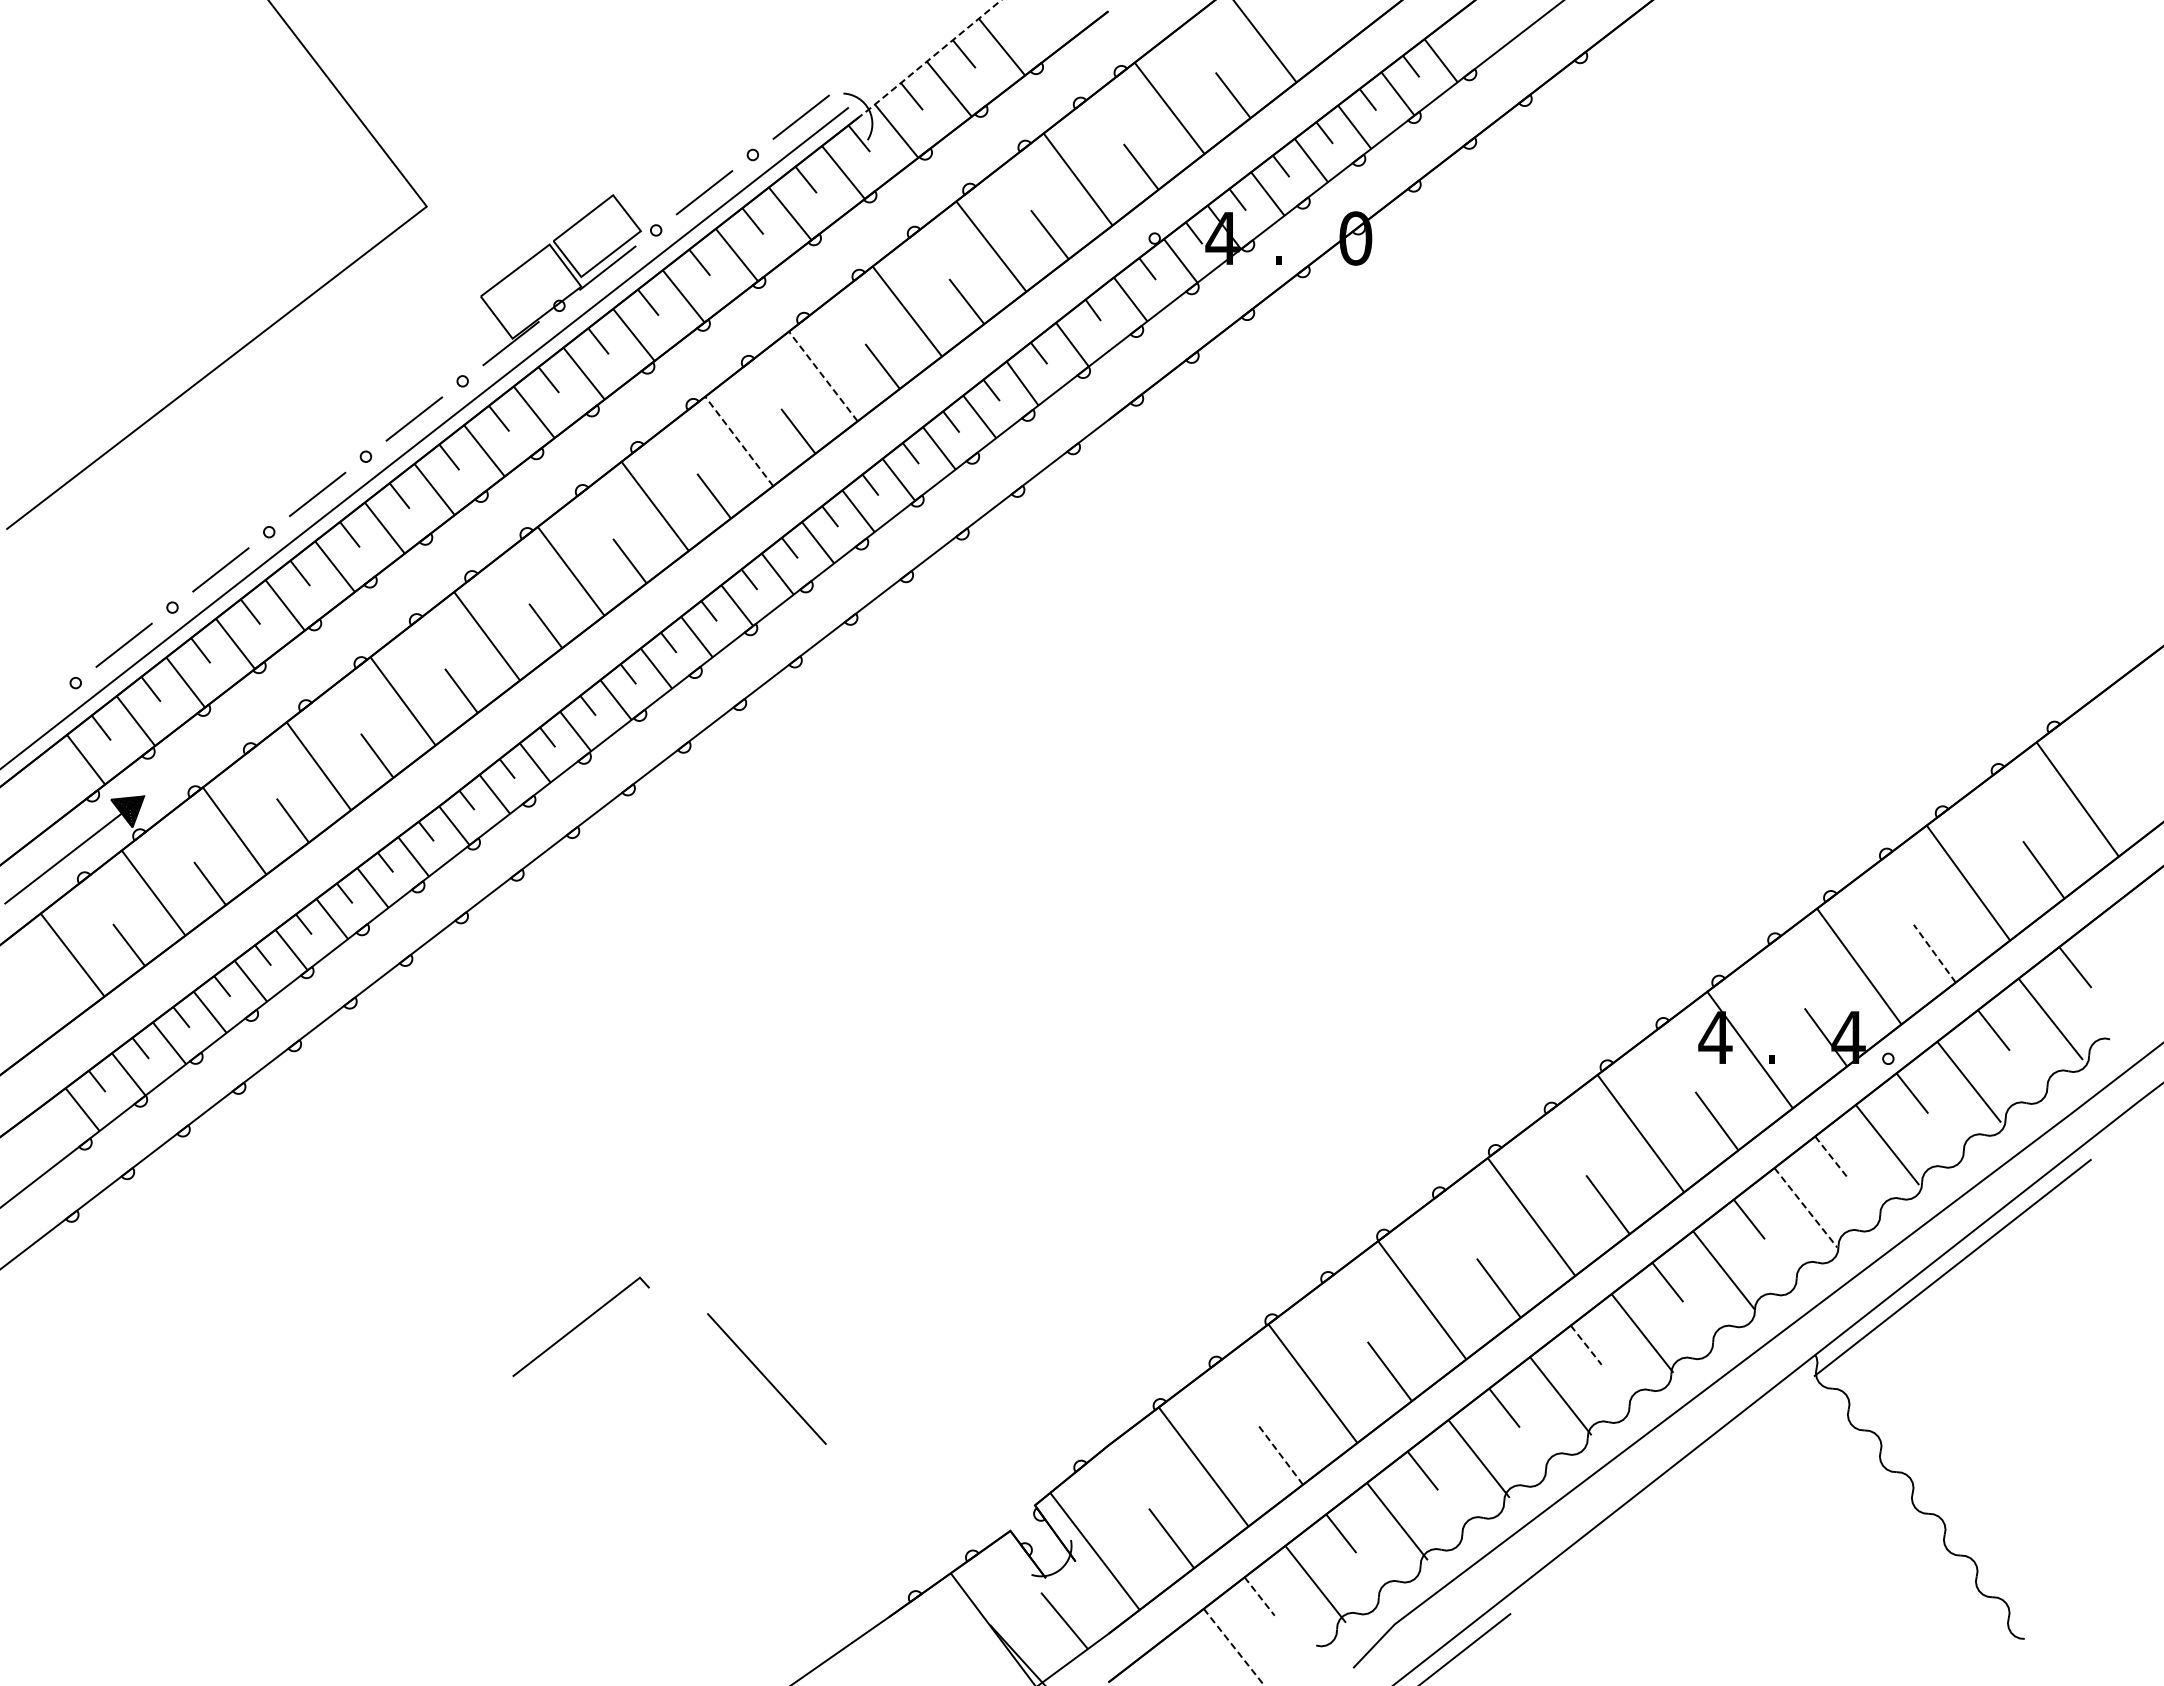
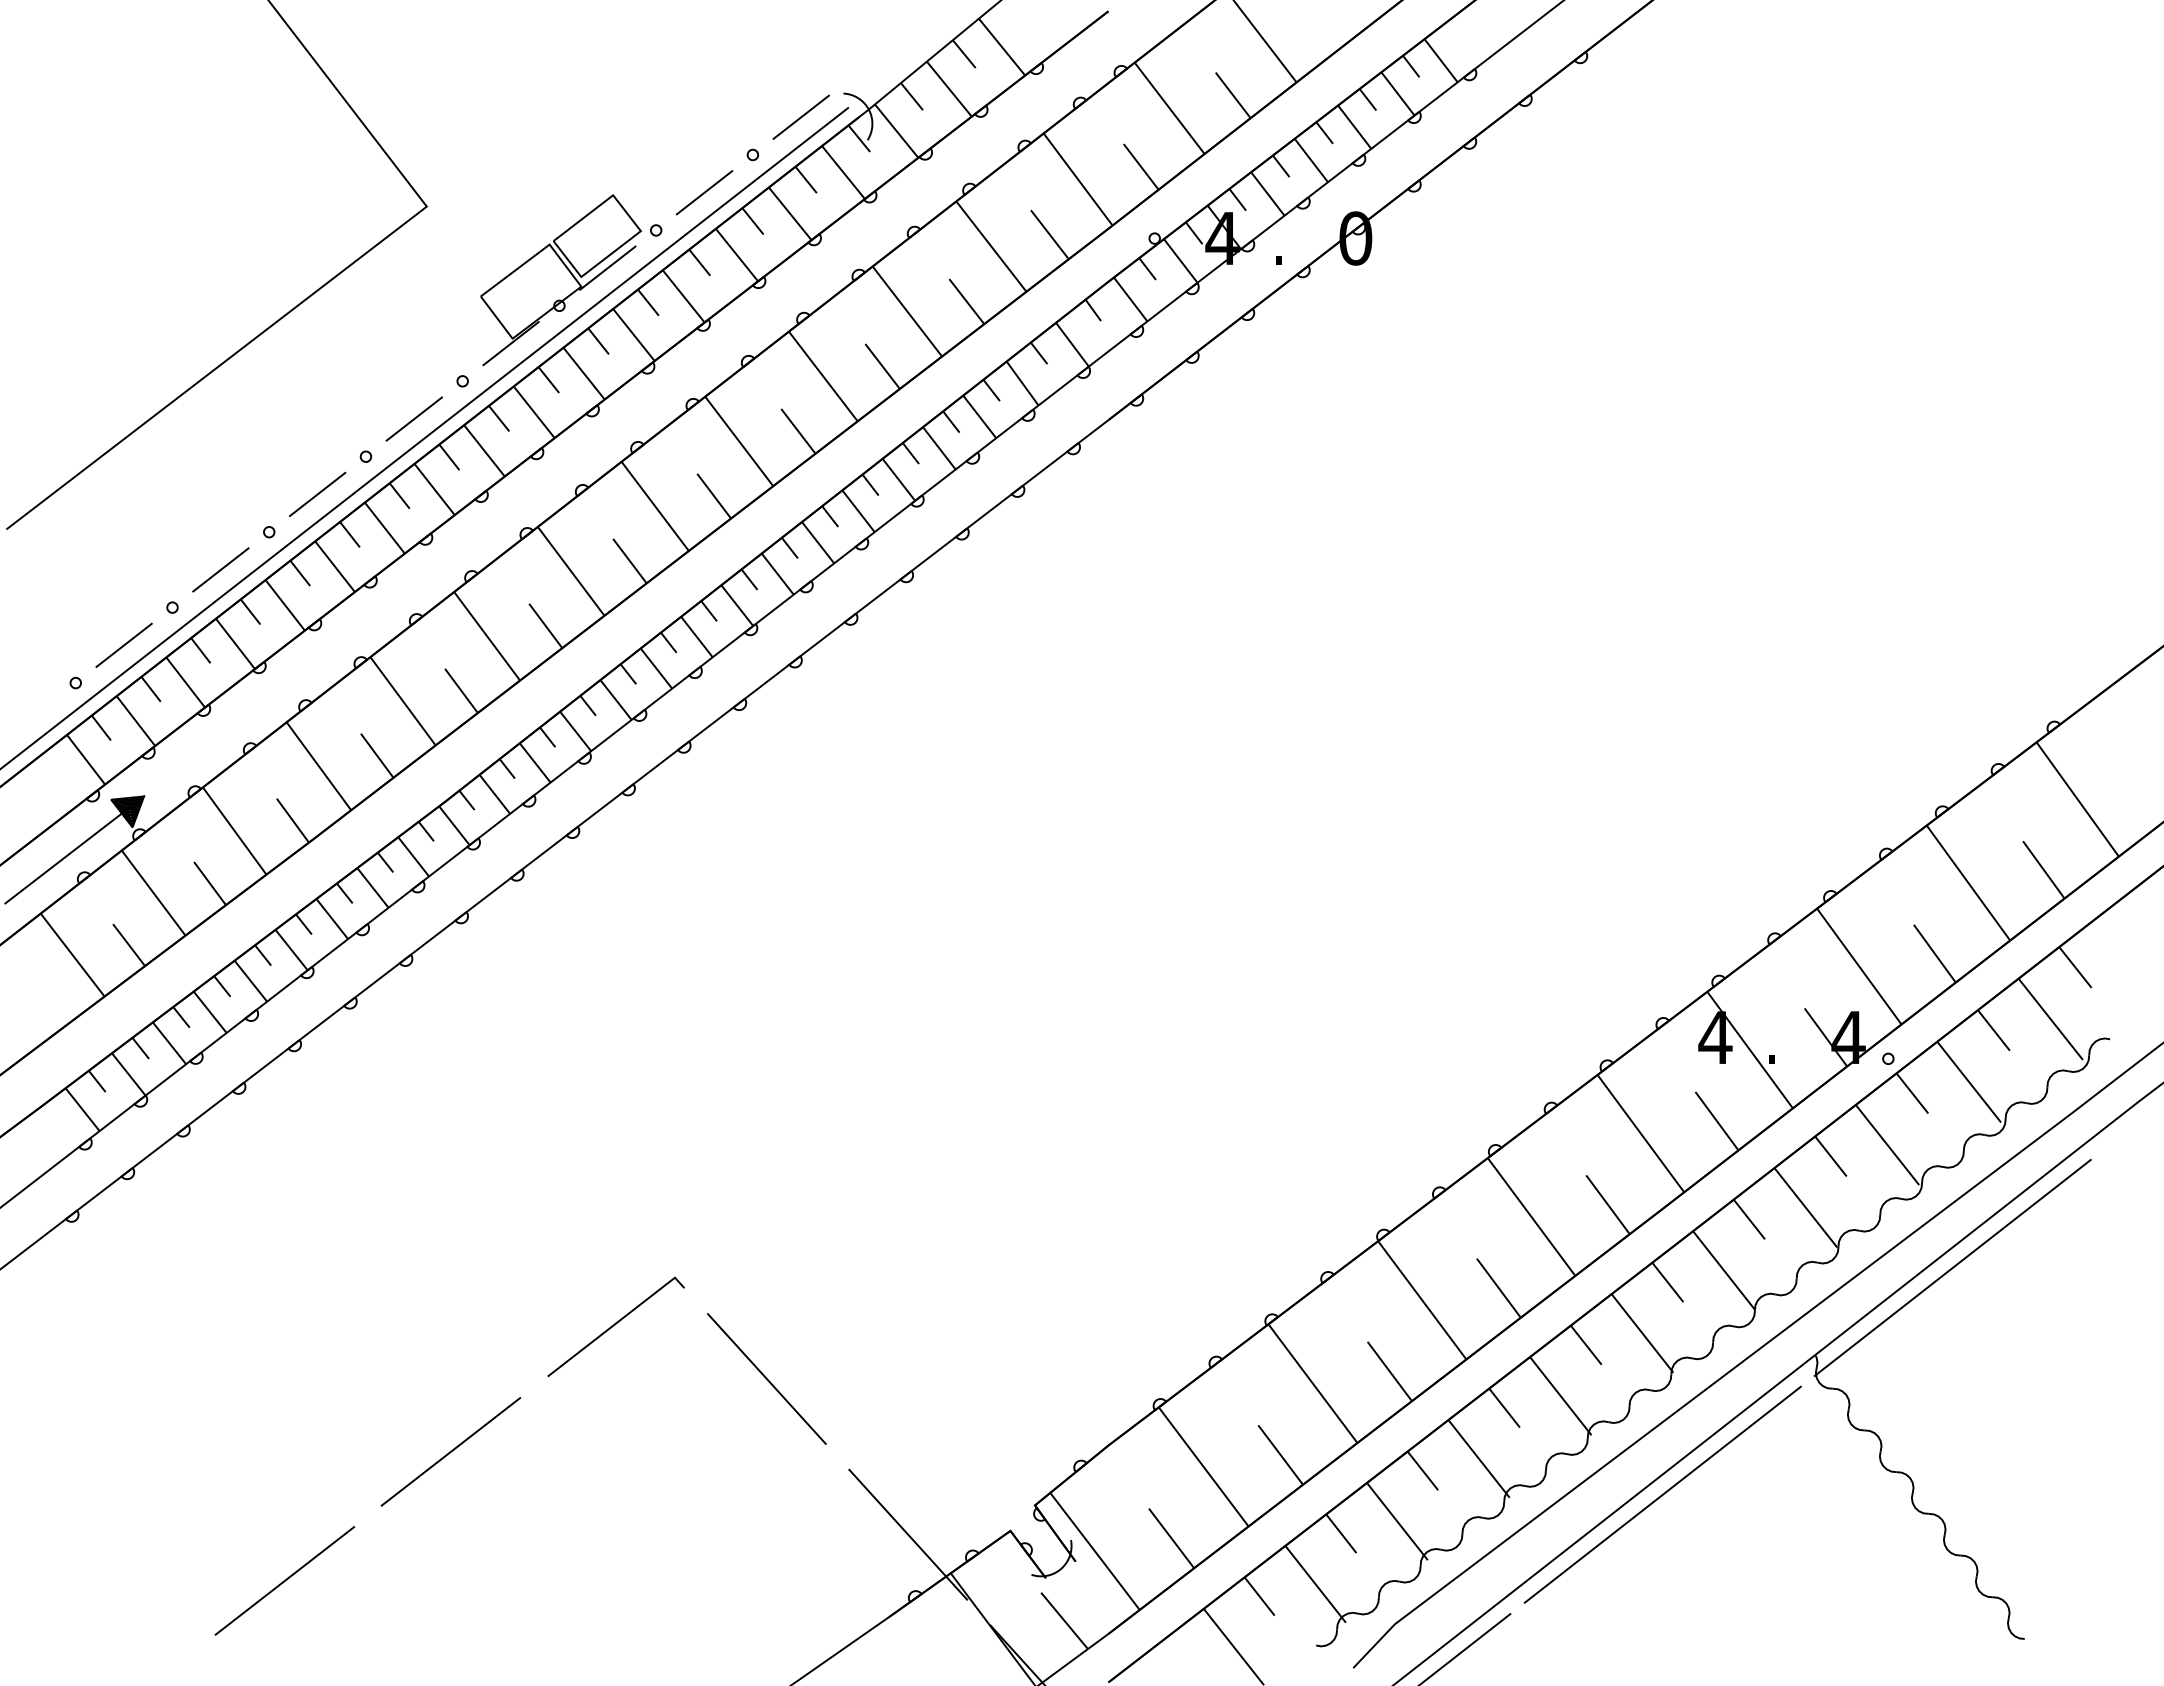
line: dashed -> solid (929, 59)
line: dashed -> solid (823, 376)
line: dashed -> solid (738, 441)
line: dashed -> solid (1934, 953)
line: dashed -> solid (1831, 1156)
line: dashed -> solid (1805, 1207)
line position: (580, 1325) -> (615, 1325) (615, 1325)
line: dashed -> solid (1586, 1345)
line: none -> present (450, 1451)
line: dashed -> solid (1280, 1454)
line: none -> present (1662, 1494)
line: none -> present (908, 1534)
line: none -> present (284, 1580)
line: dashed -> solid (1259, 1596)
line: dashed -> solid (1233, 1647)
